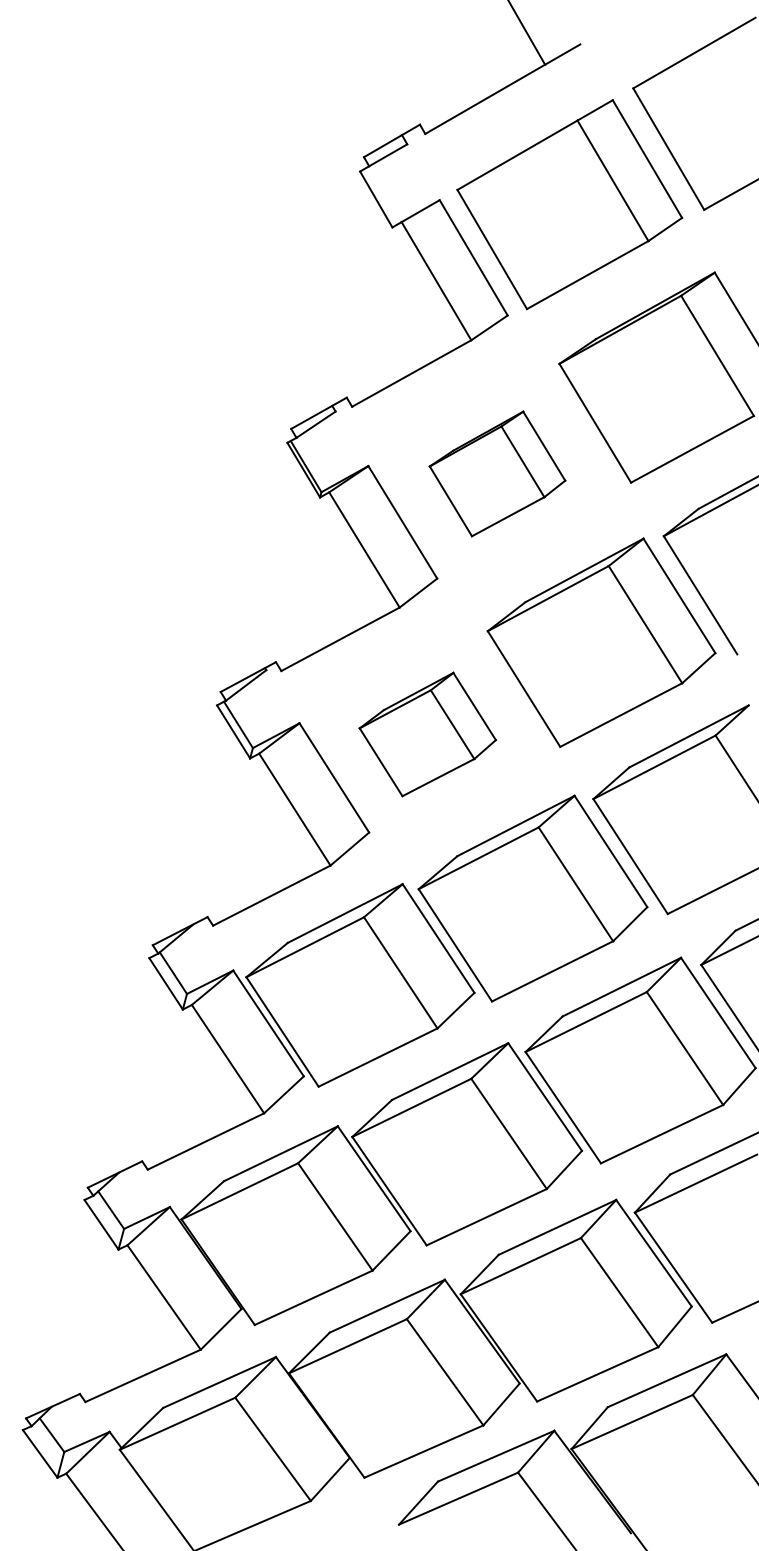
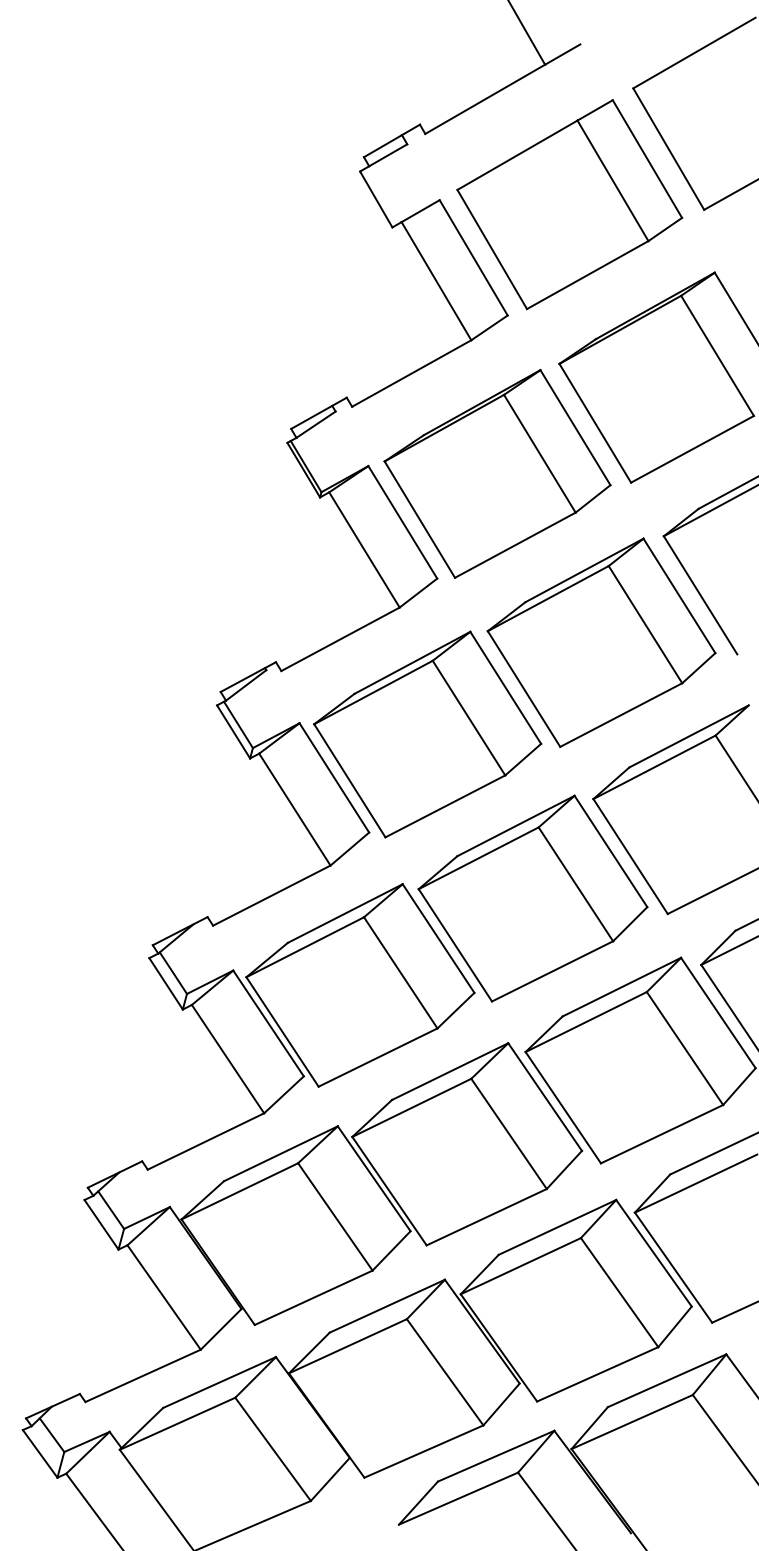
part size: 139x128 px -> 229x210 px (497, 473)
part size: 139x127 px -> 230x209 px (427, 734)
